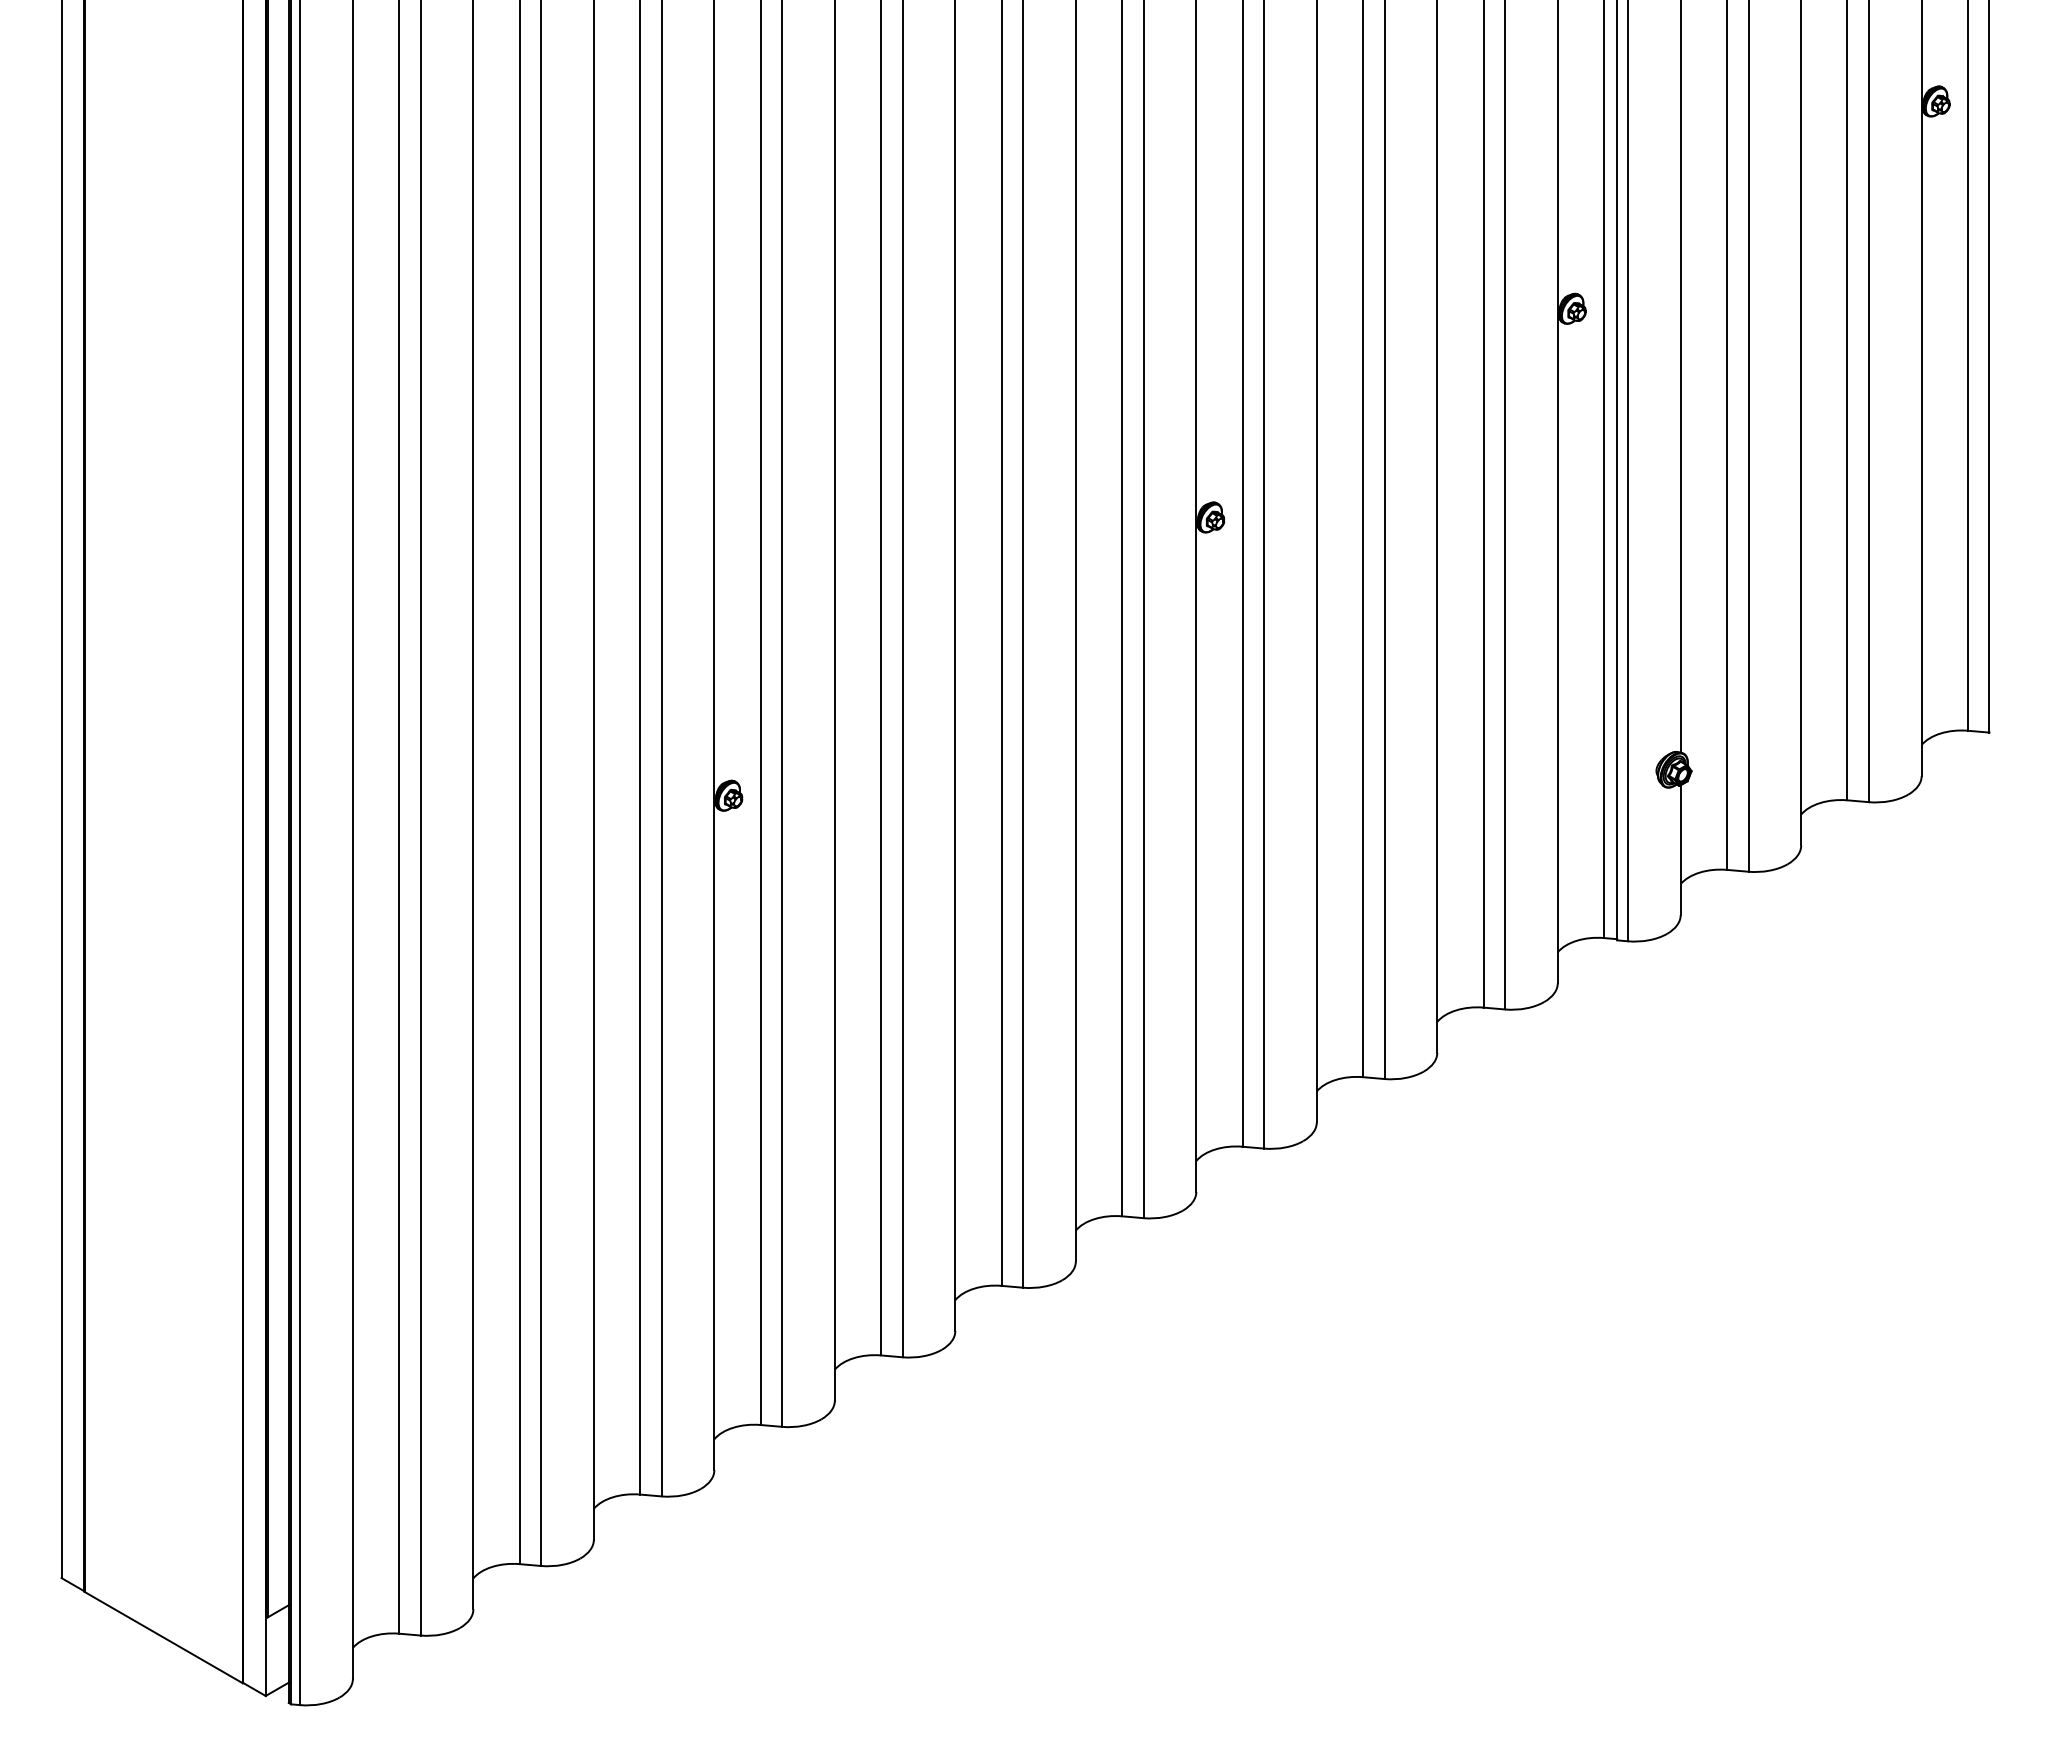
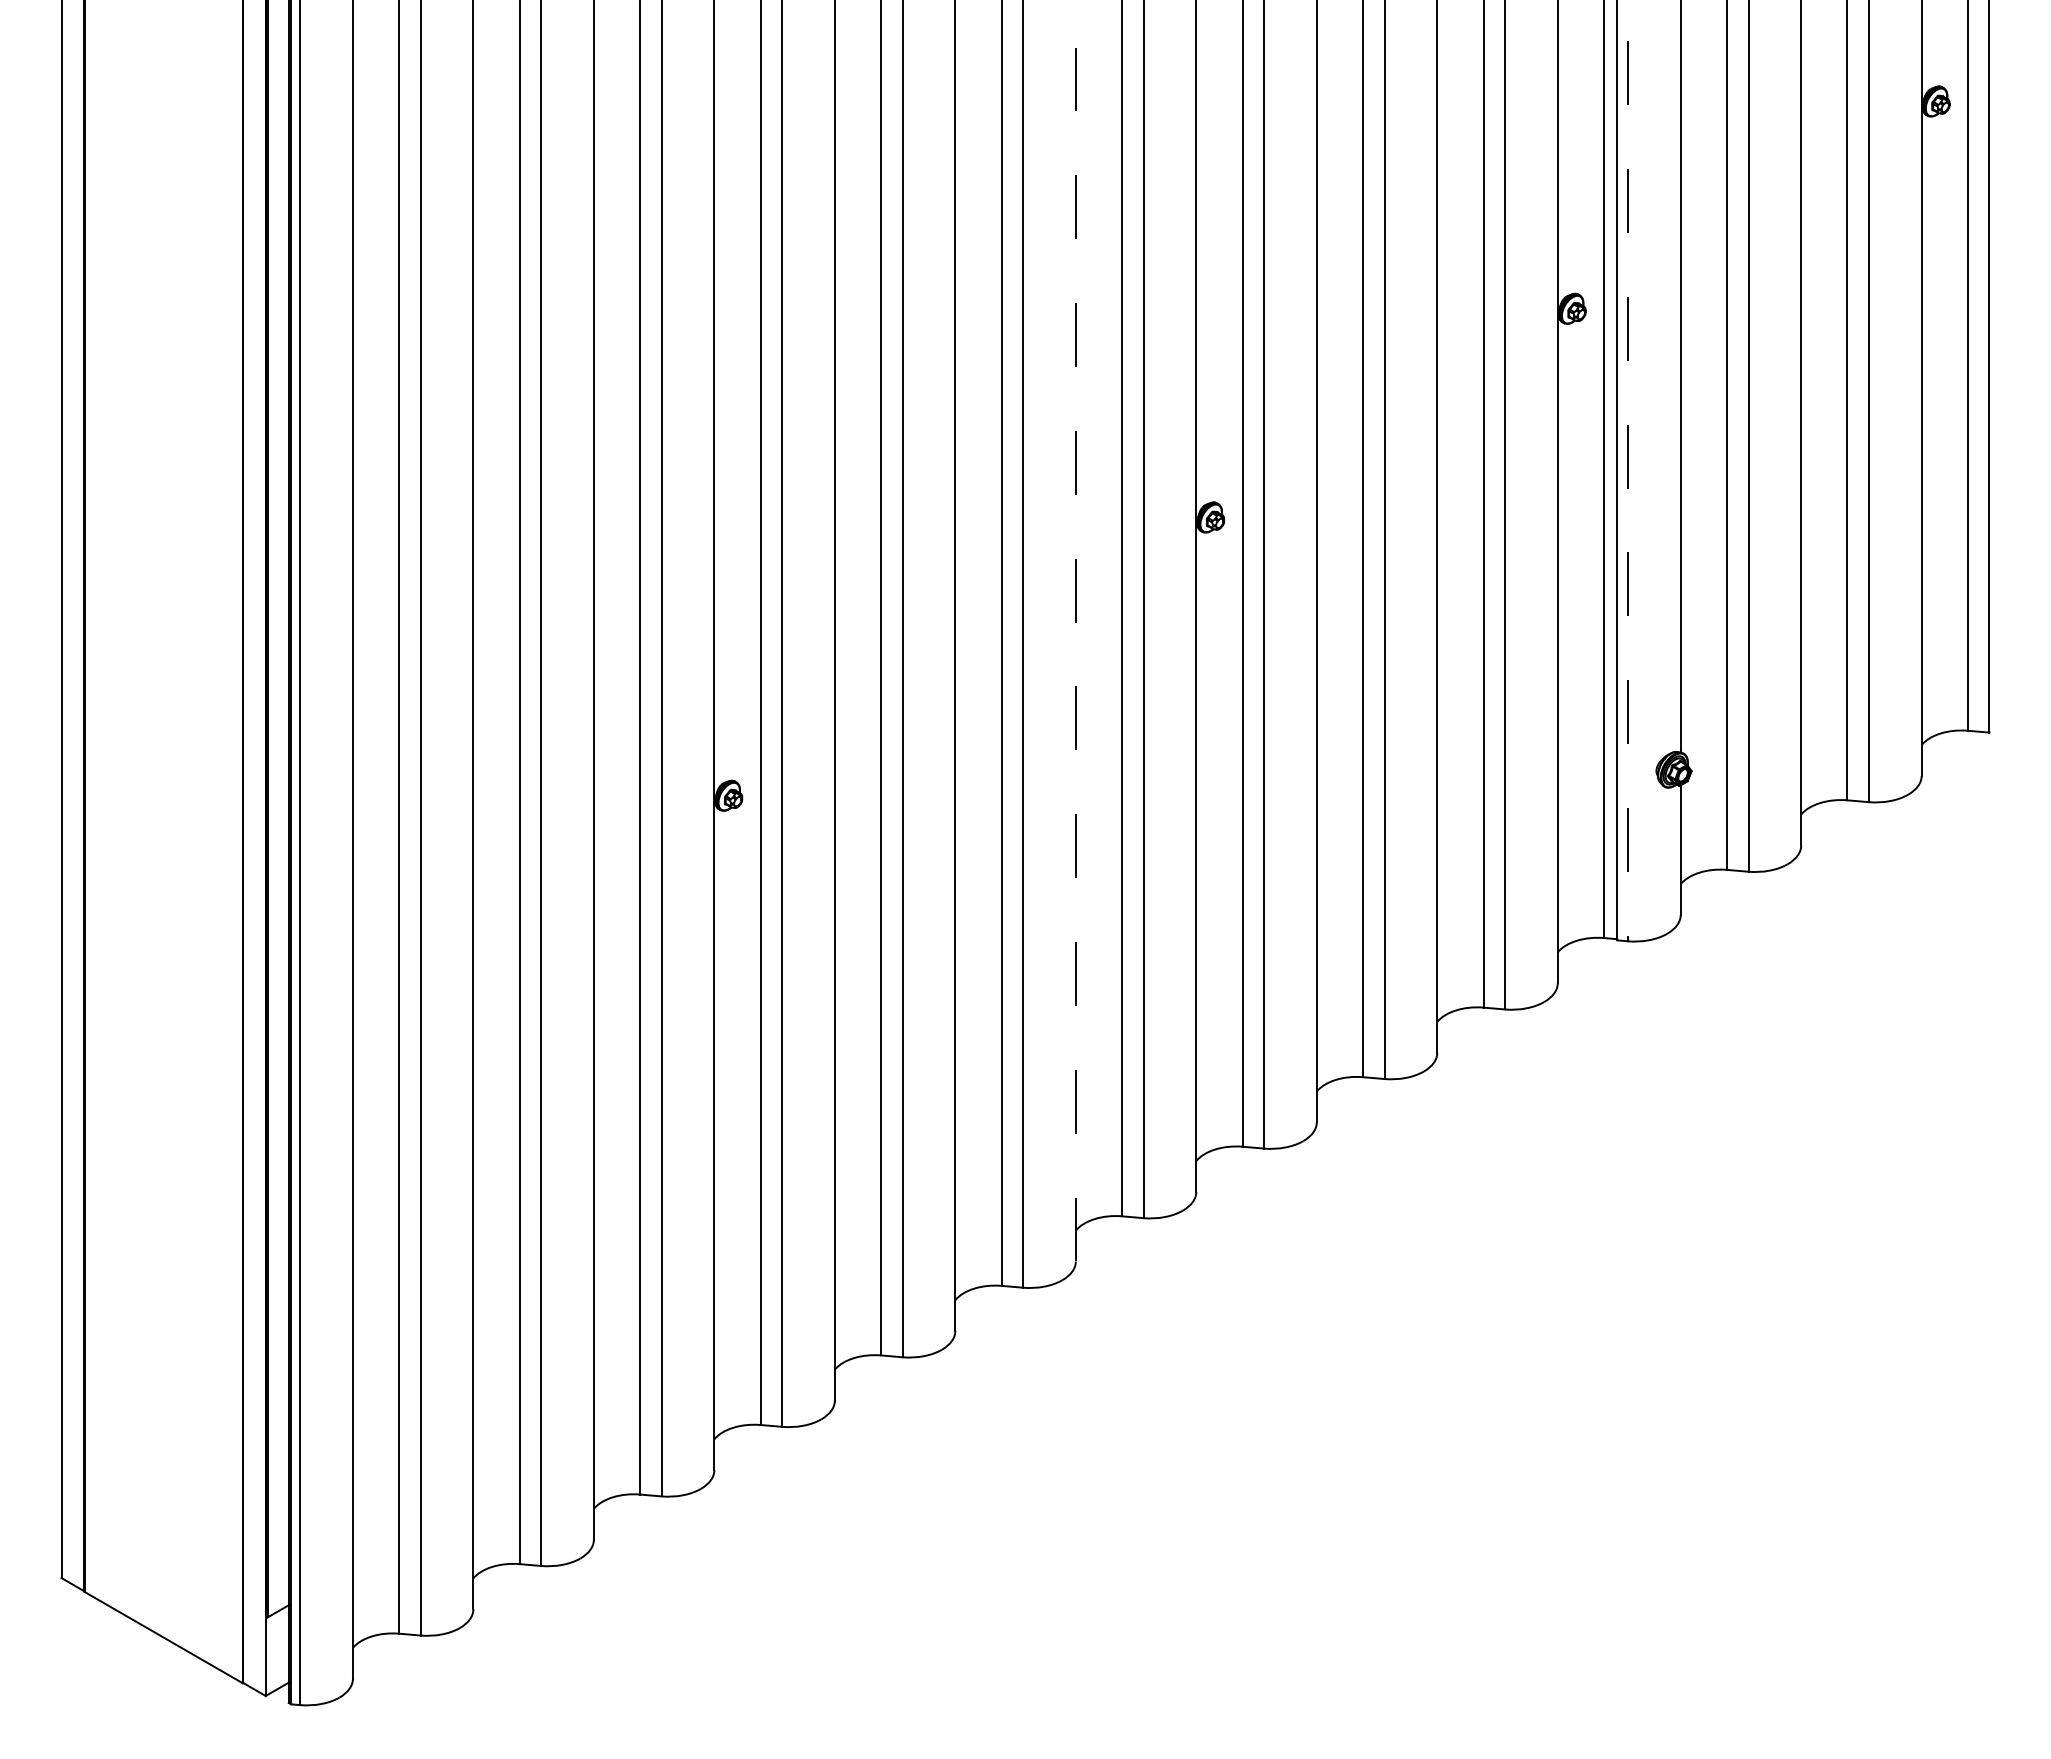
line: solid -> dashed (1628, 471)
line: solid -> dashed (1075, 630)
